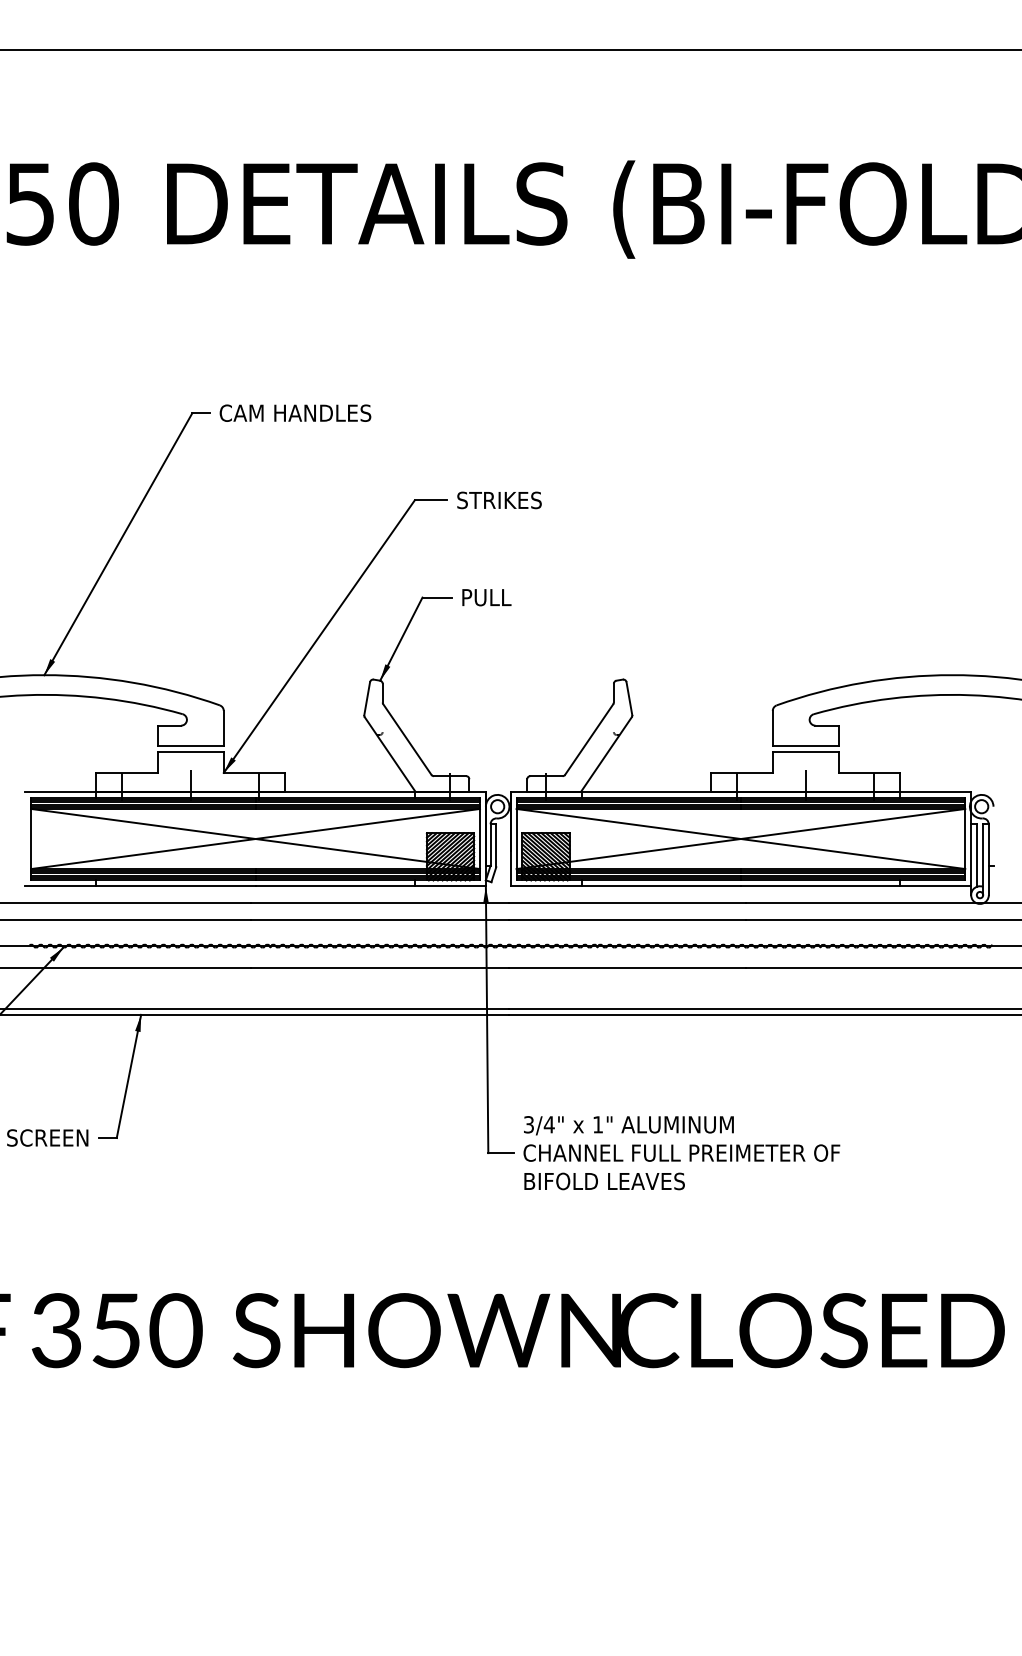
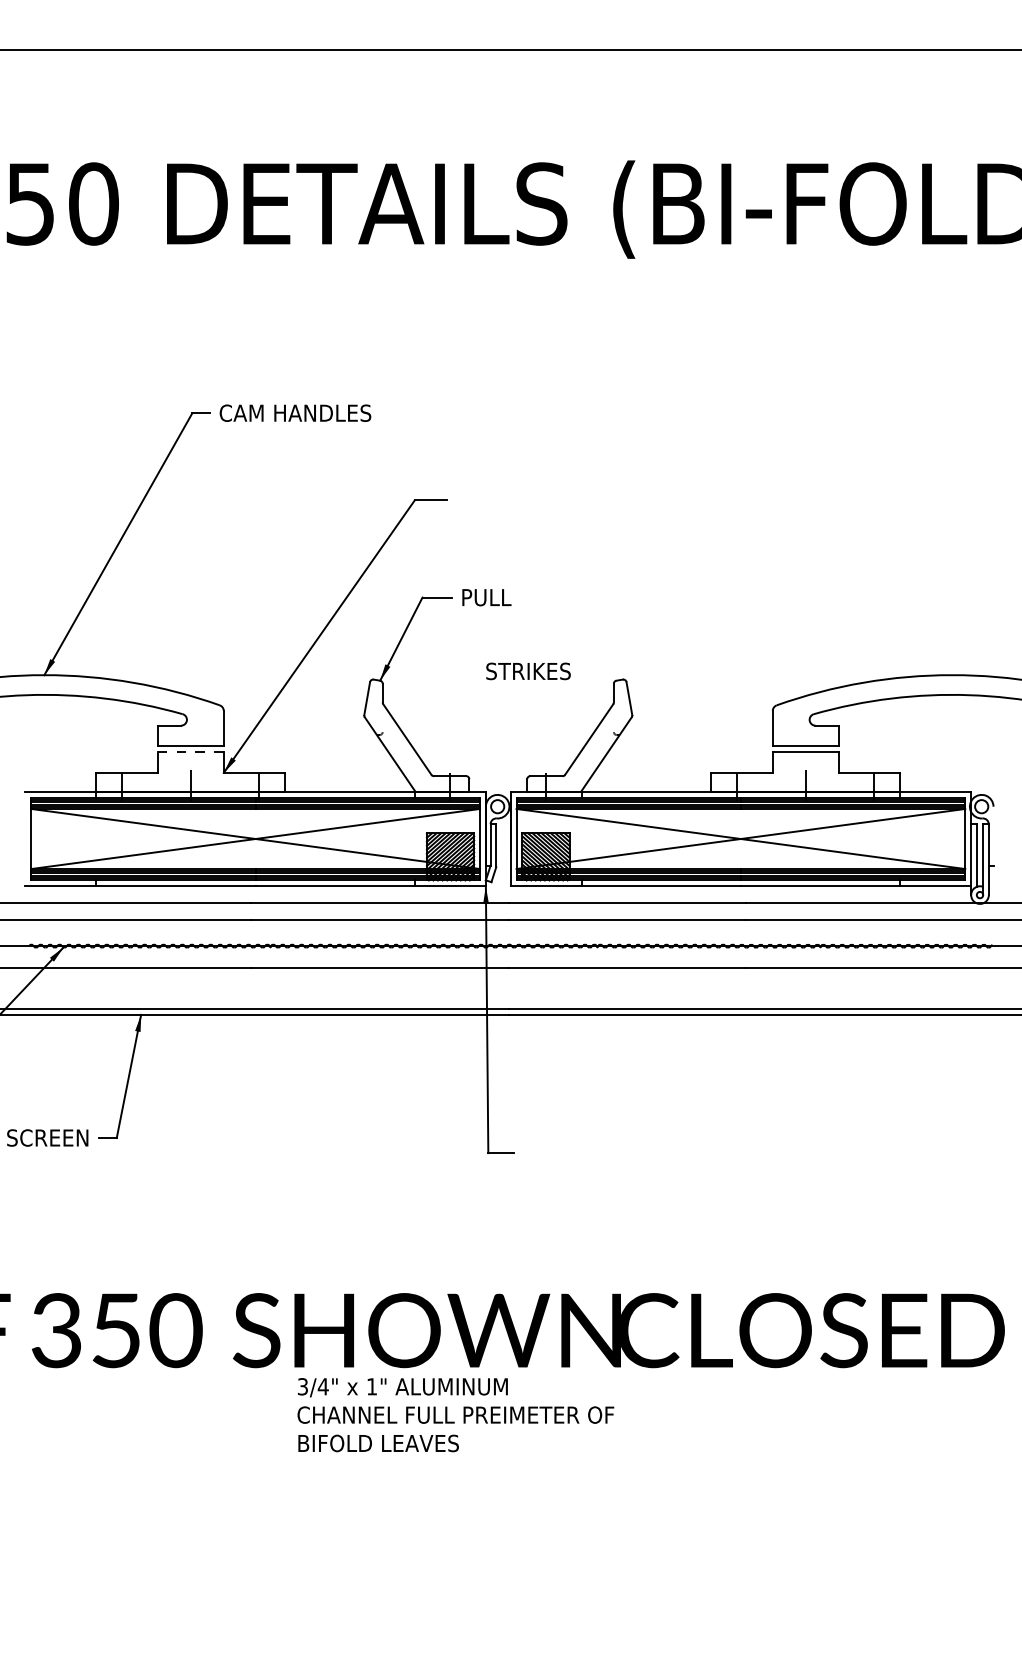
text position: (499, 500) -> (528, 671) (528, 671)
line: solid -> dashed (190, 752)
text position: (681, 1153) -> (455, 1415) (455, 1415)
